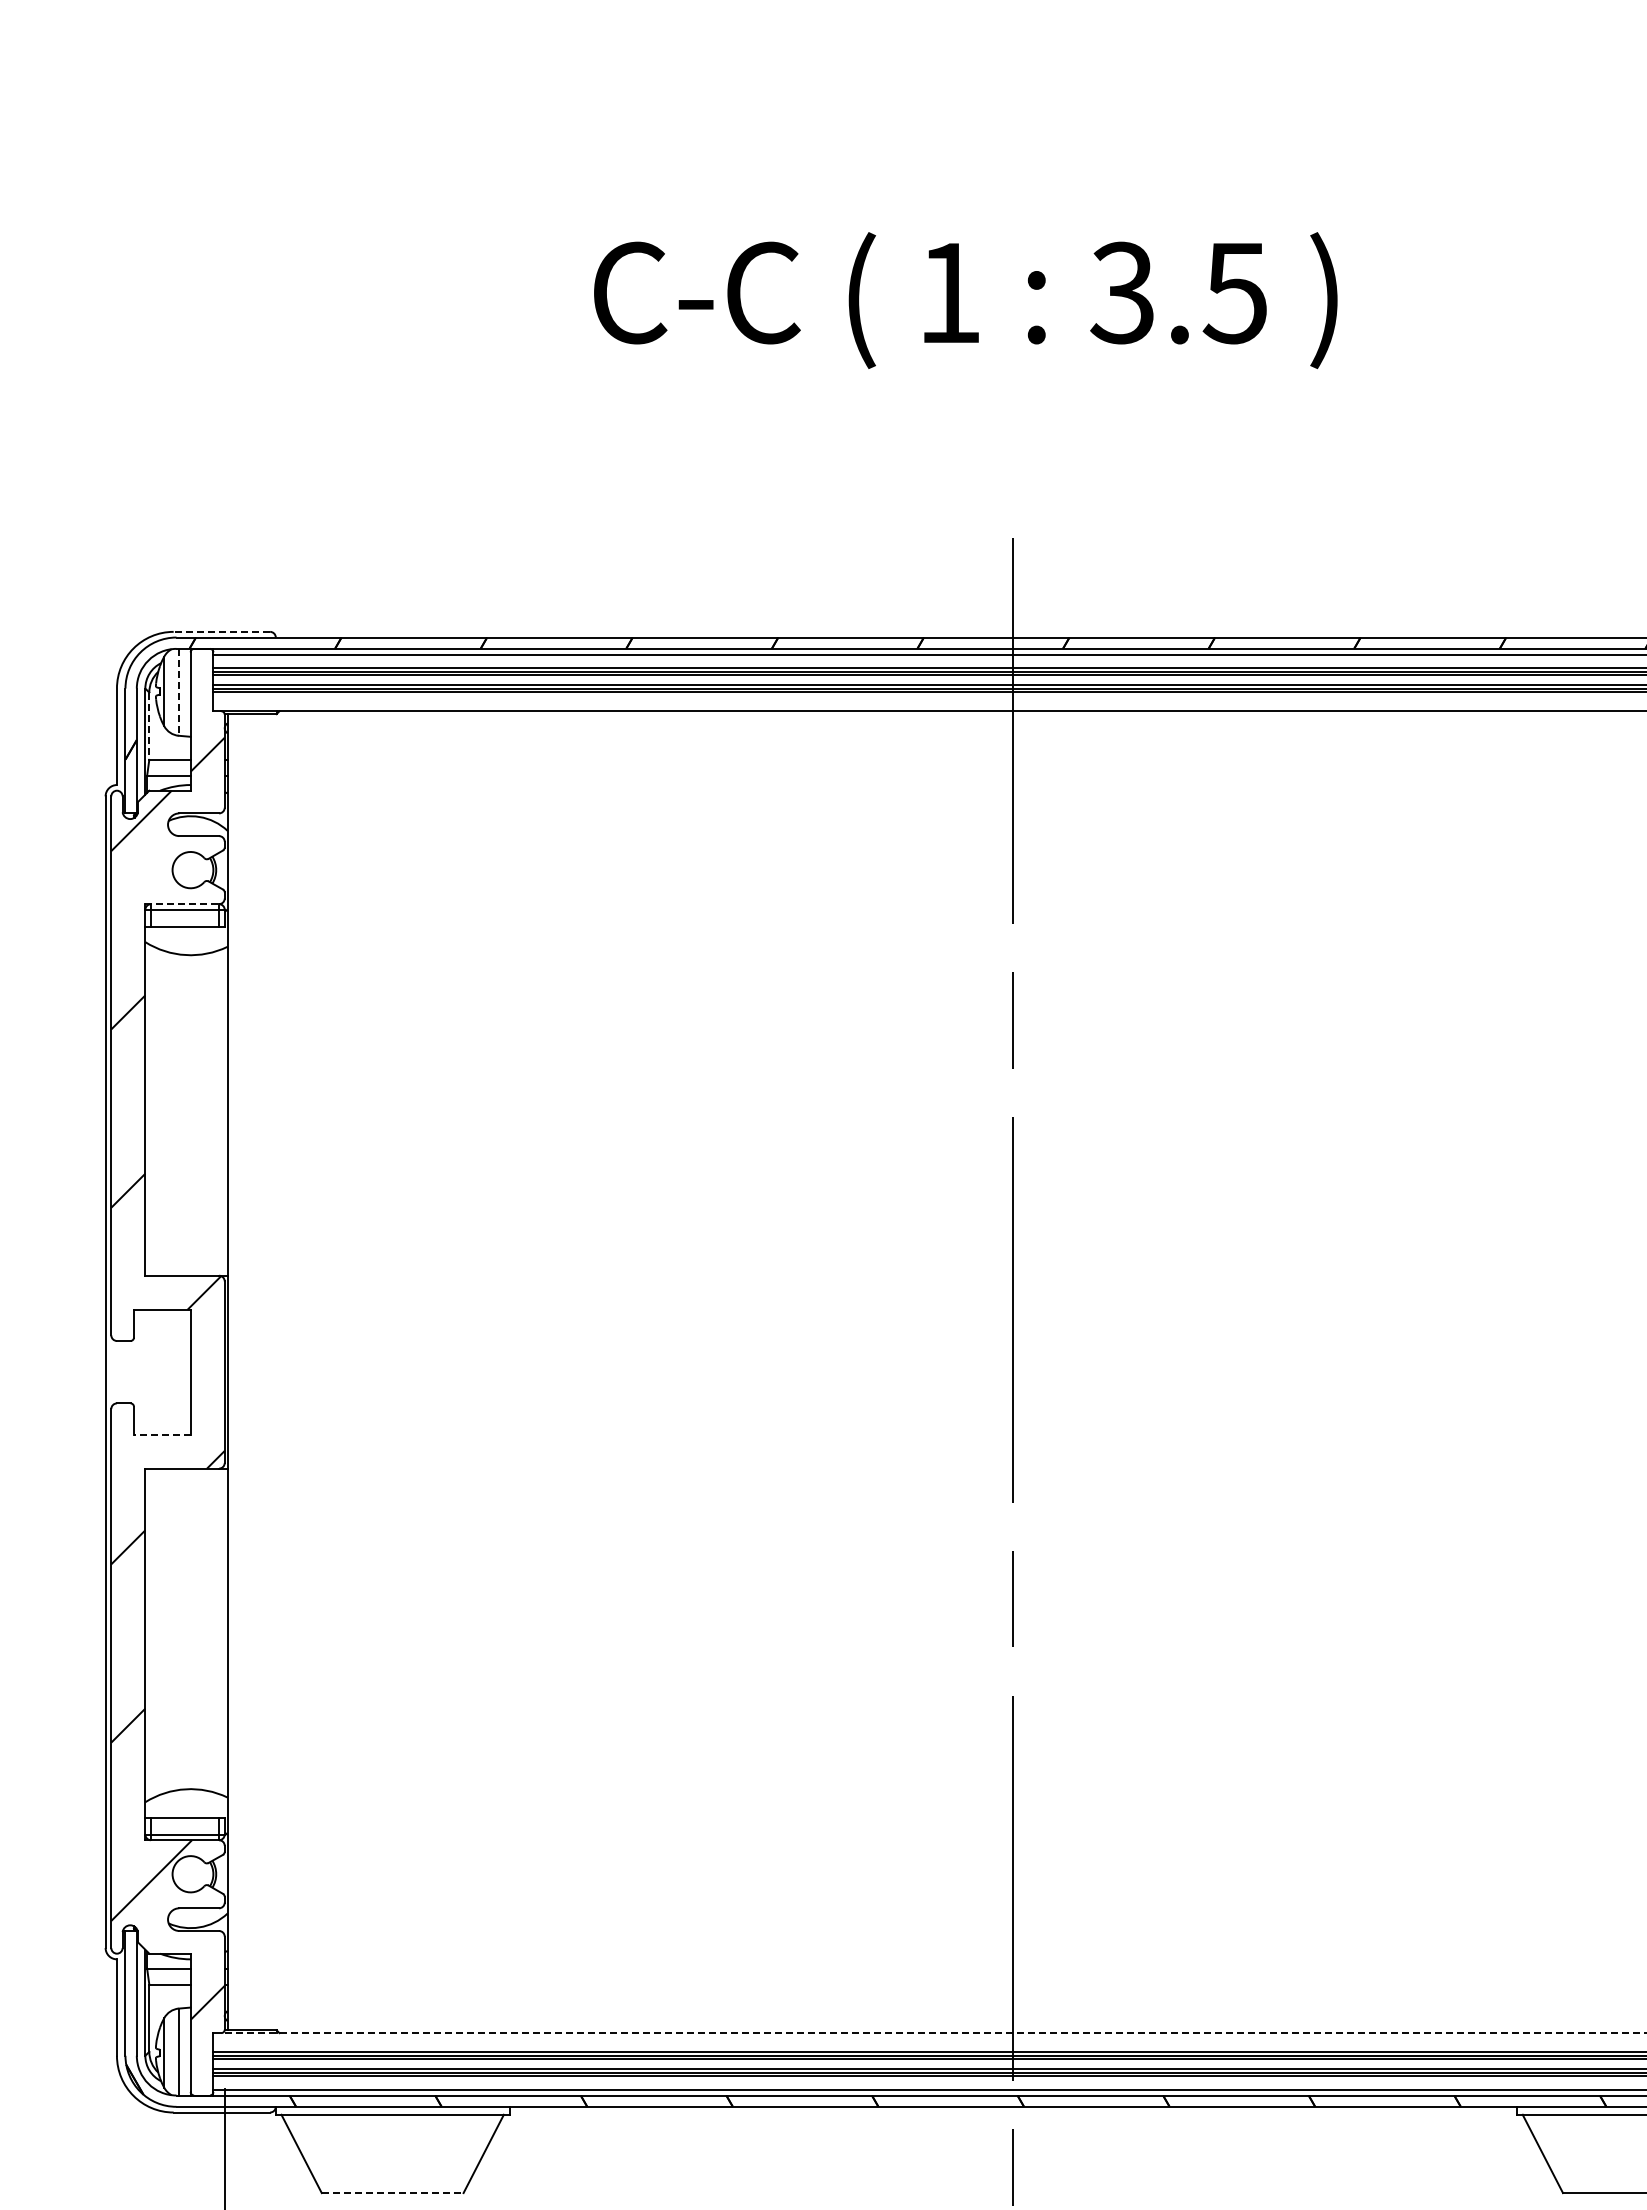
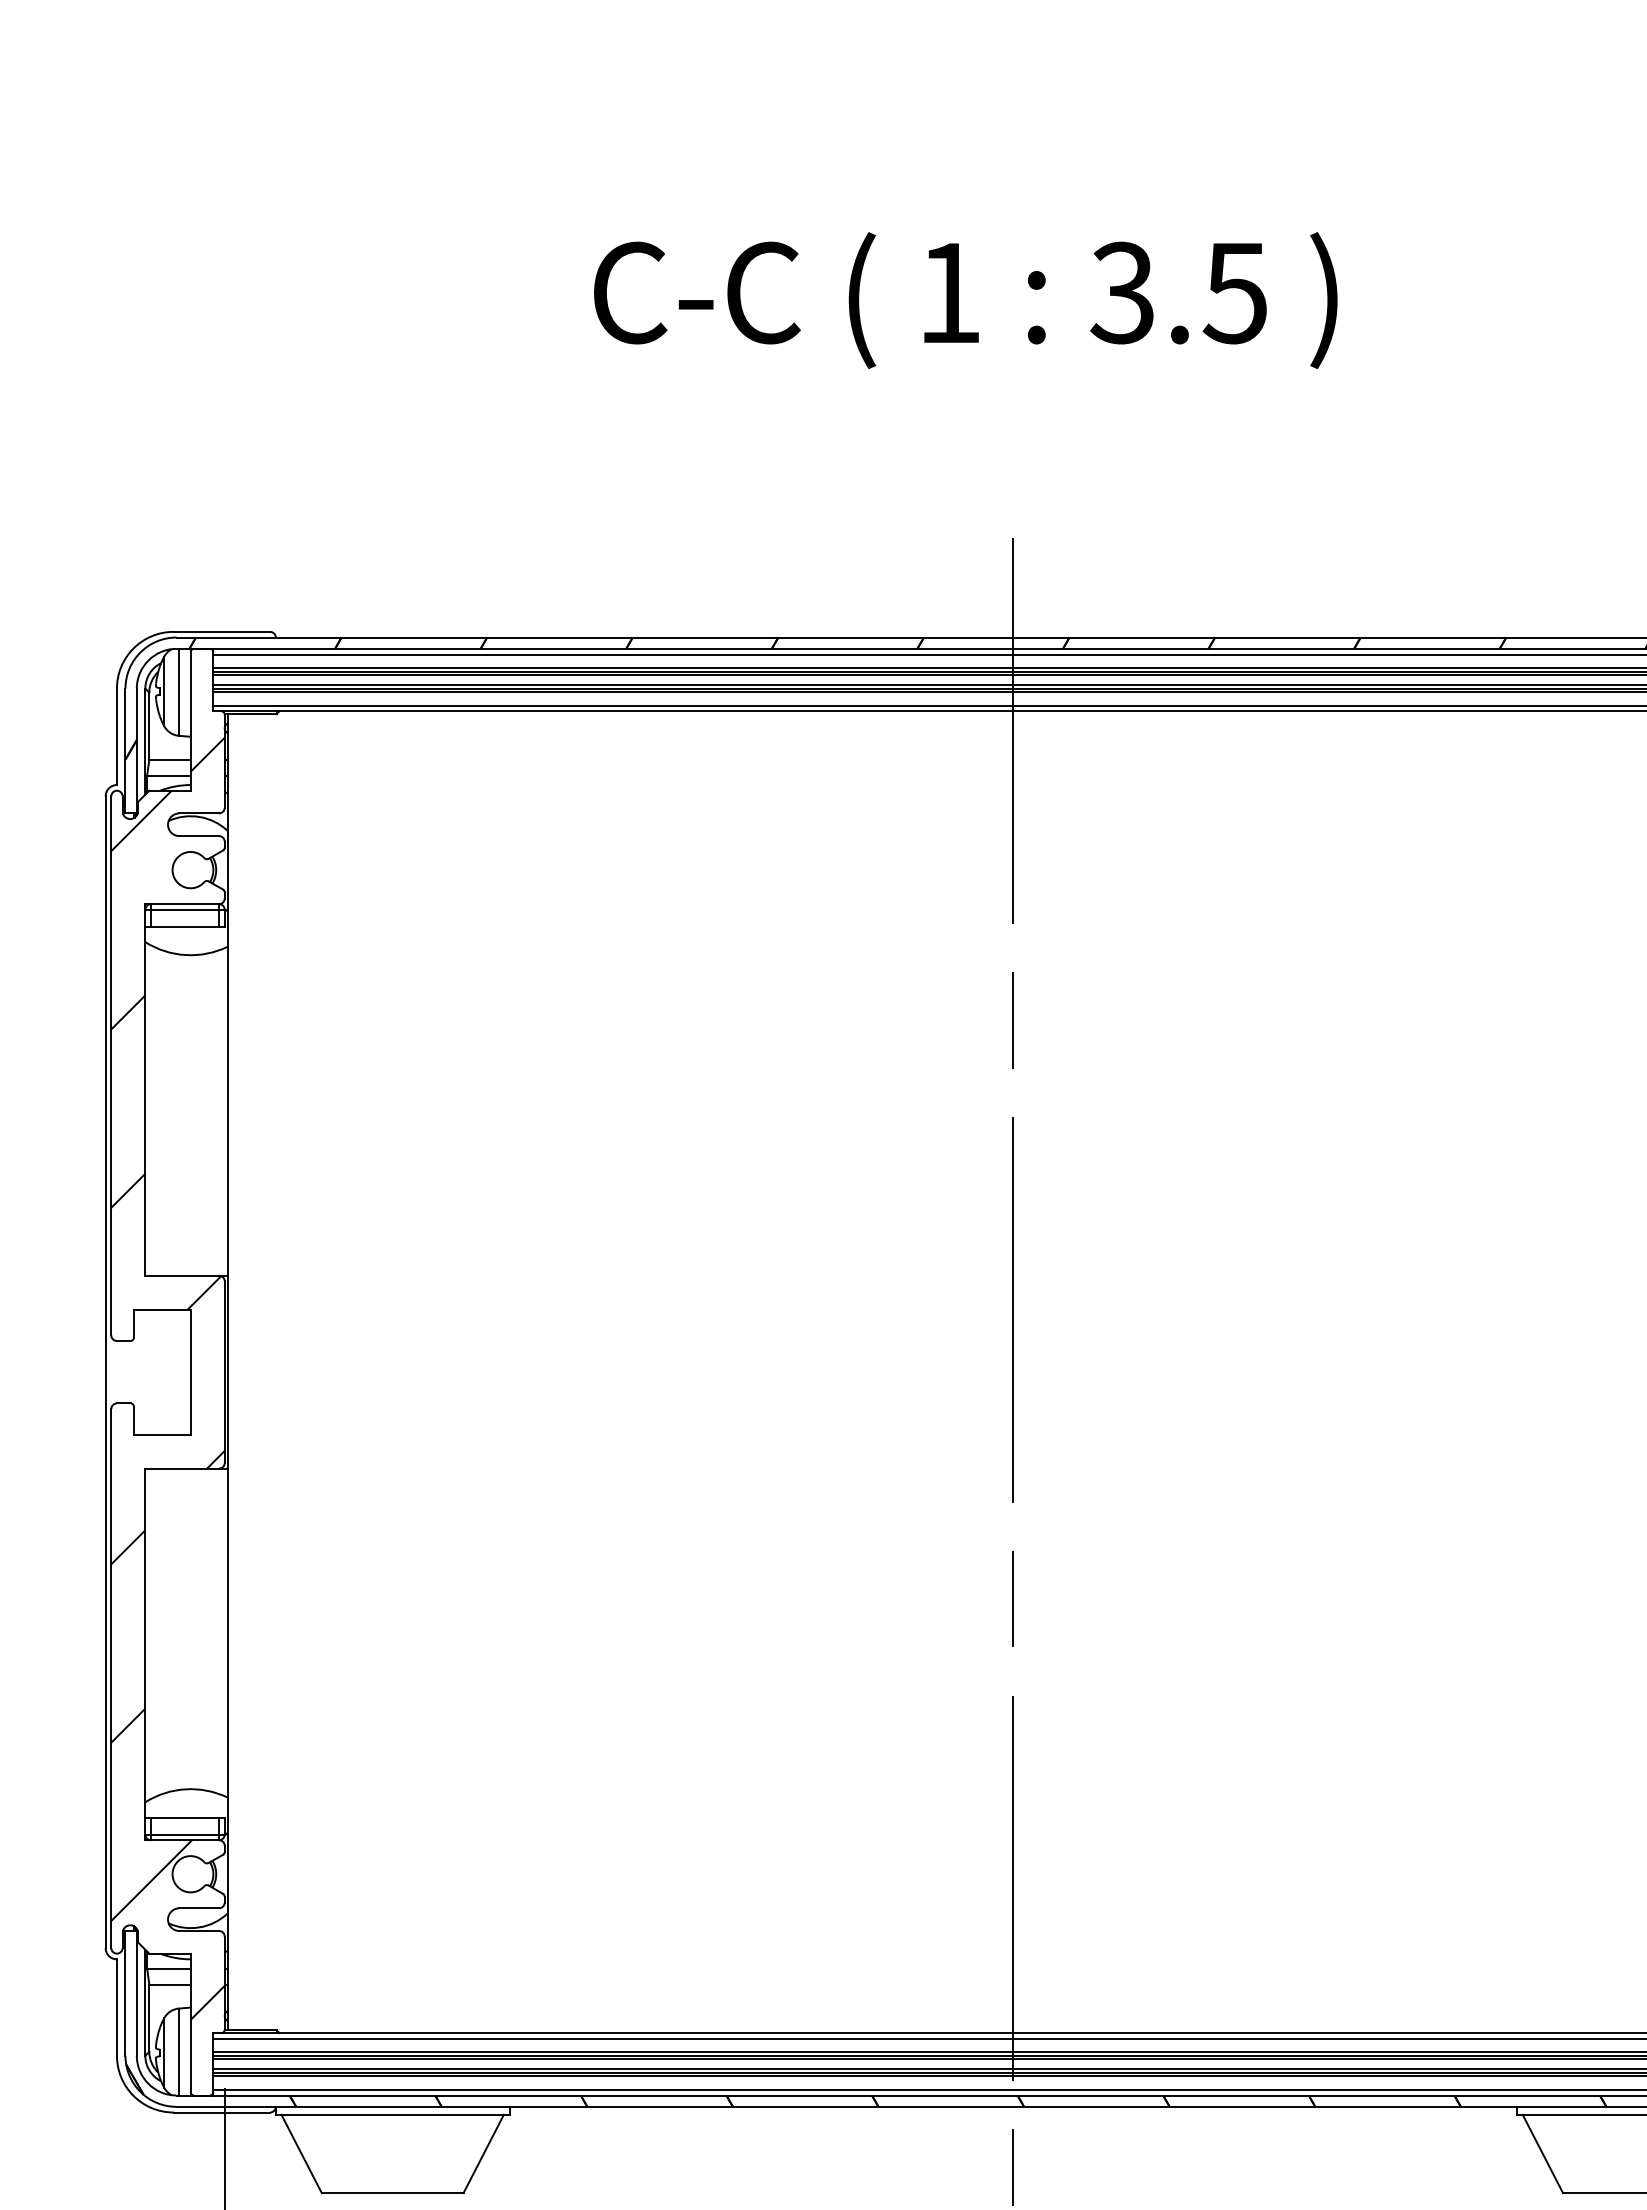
line: dashed -> solid (221, 631)
line: dashed -> solid (178, 692)
line: none -> present (928, 705)
line: dashed -> solid (149, 726)
line: dashed -> solid (182, 904)
line: dashed -> solid (161, 1434)
line: dashed -> solid (933, 2033)
line: none -> present (928, 2038)
line: dashed -> solid (392, 2193)
